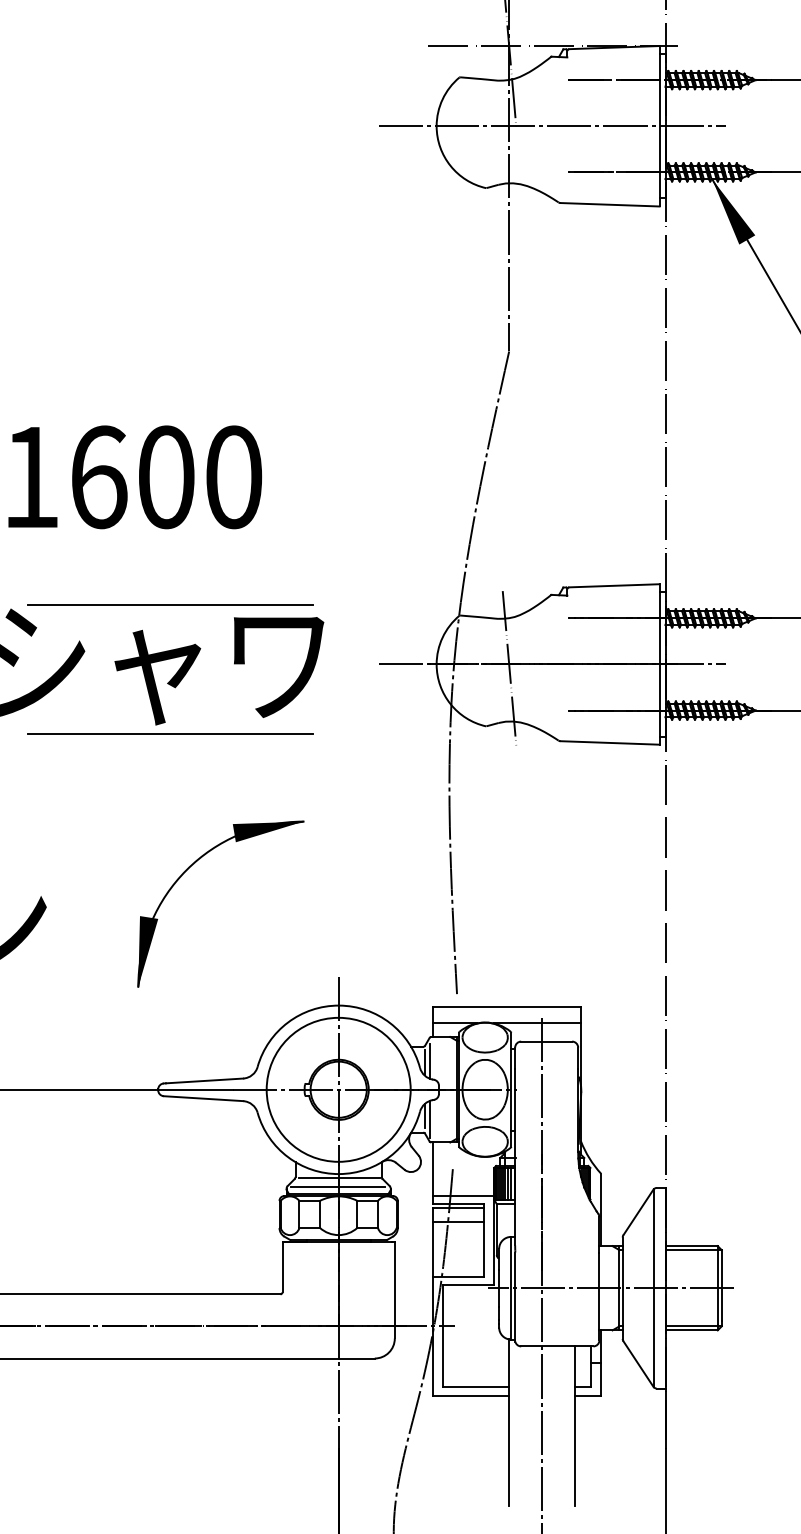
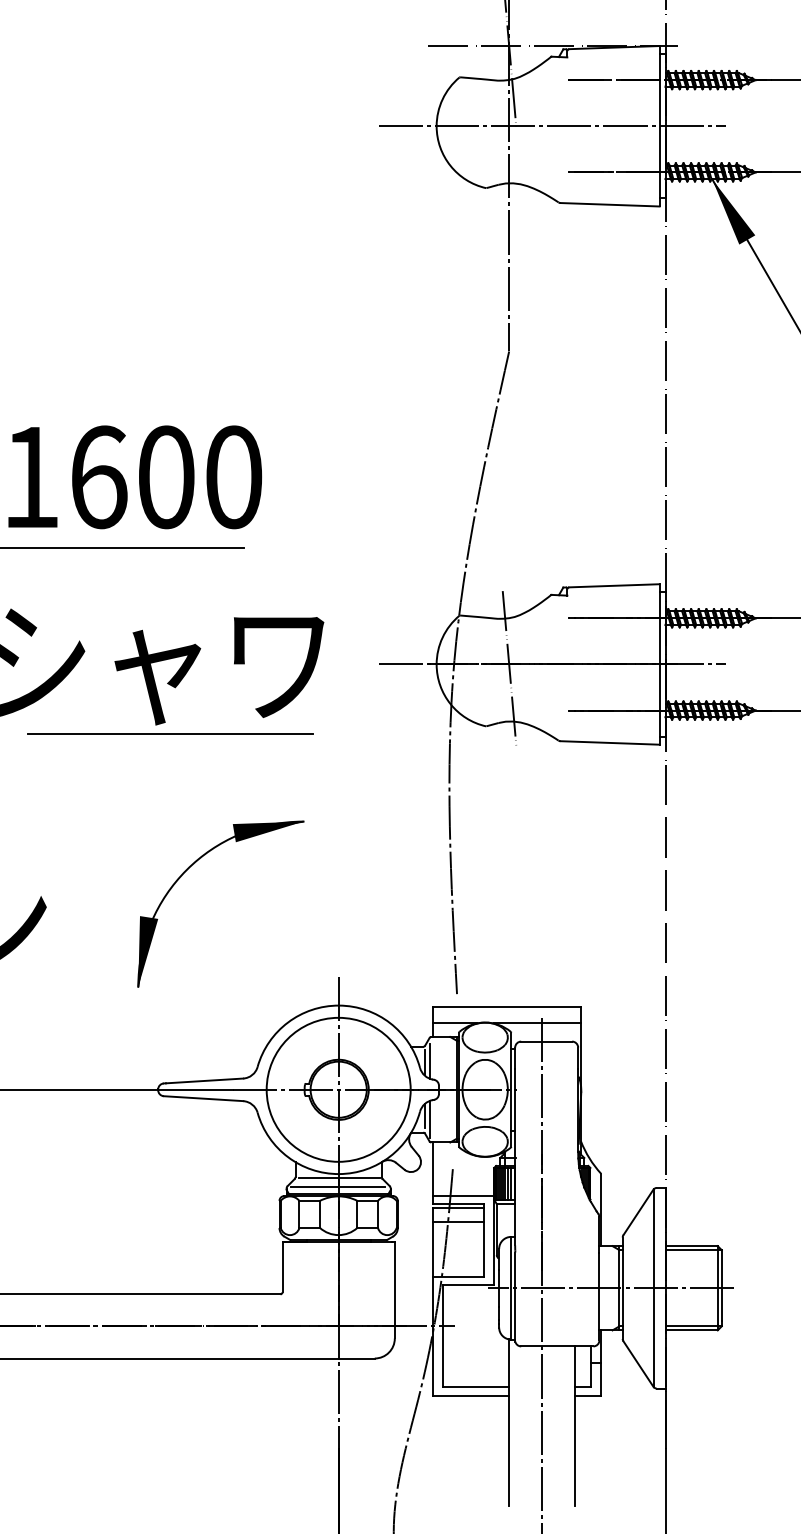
line: none -> present (123, 547)
line: present -> none (170, 604)
